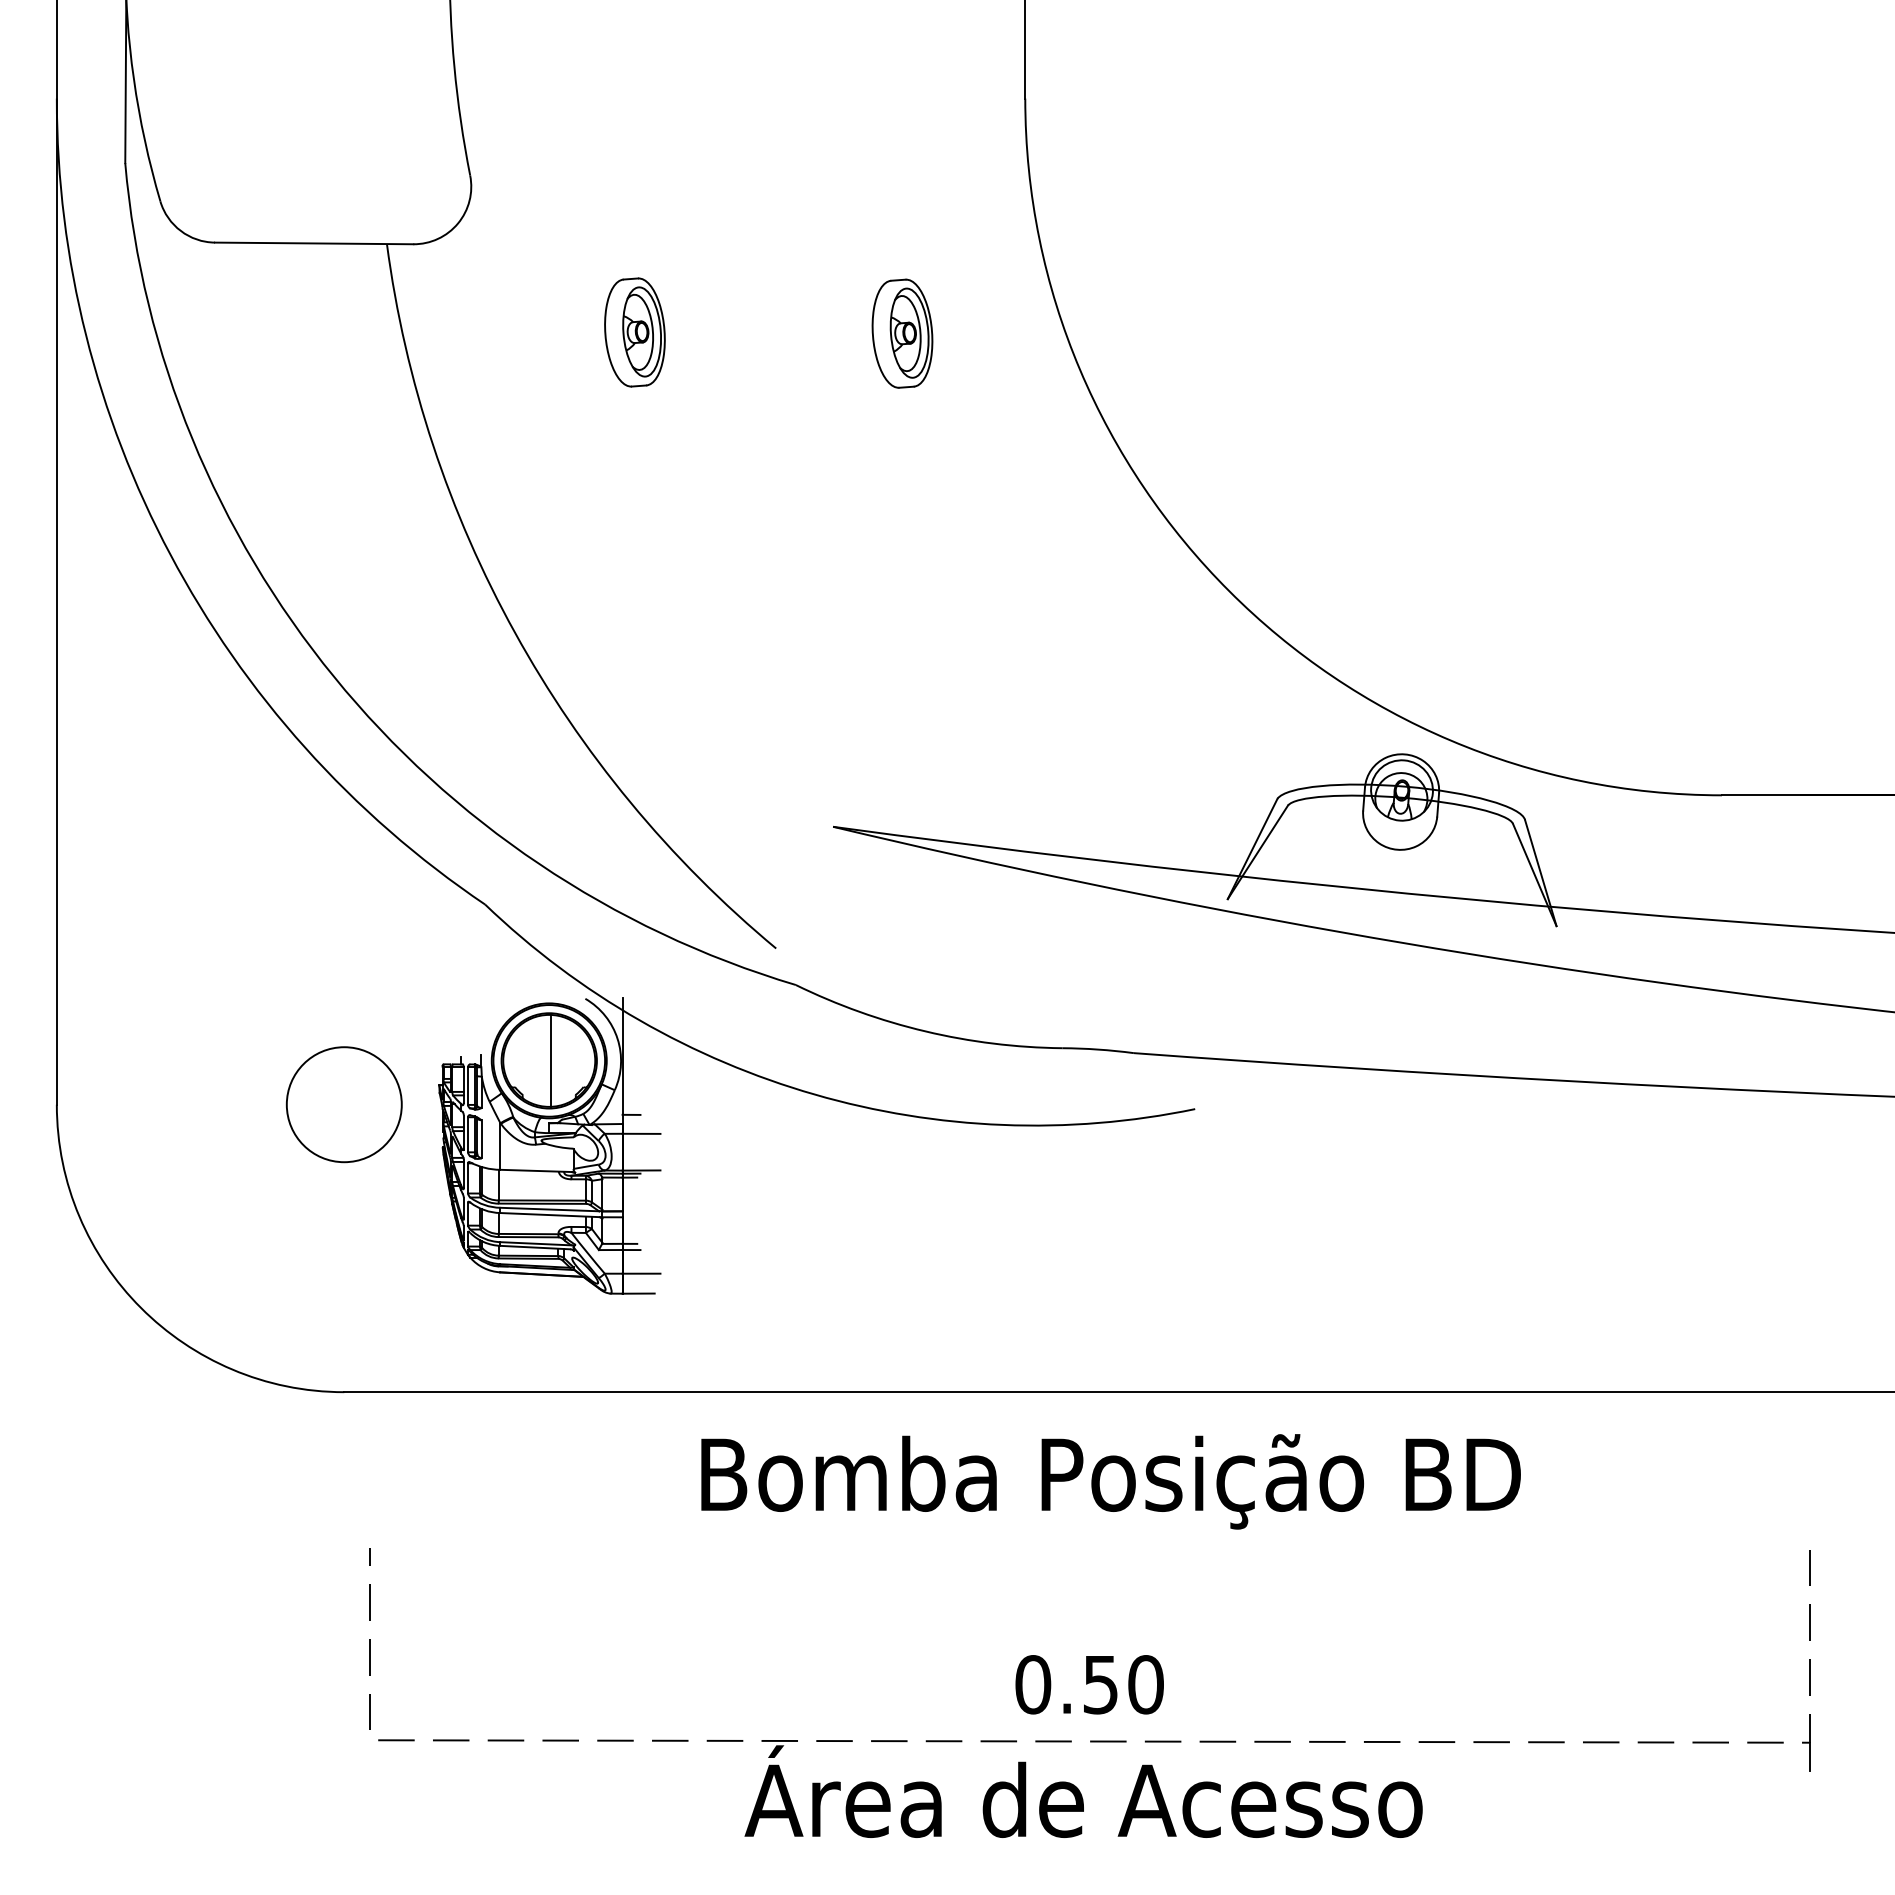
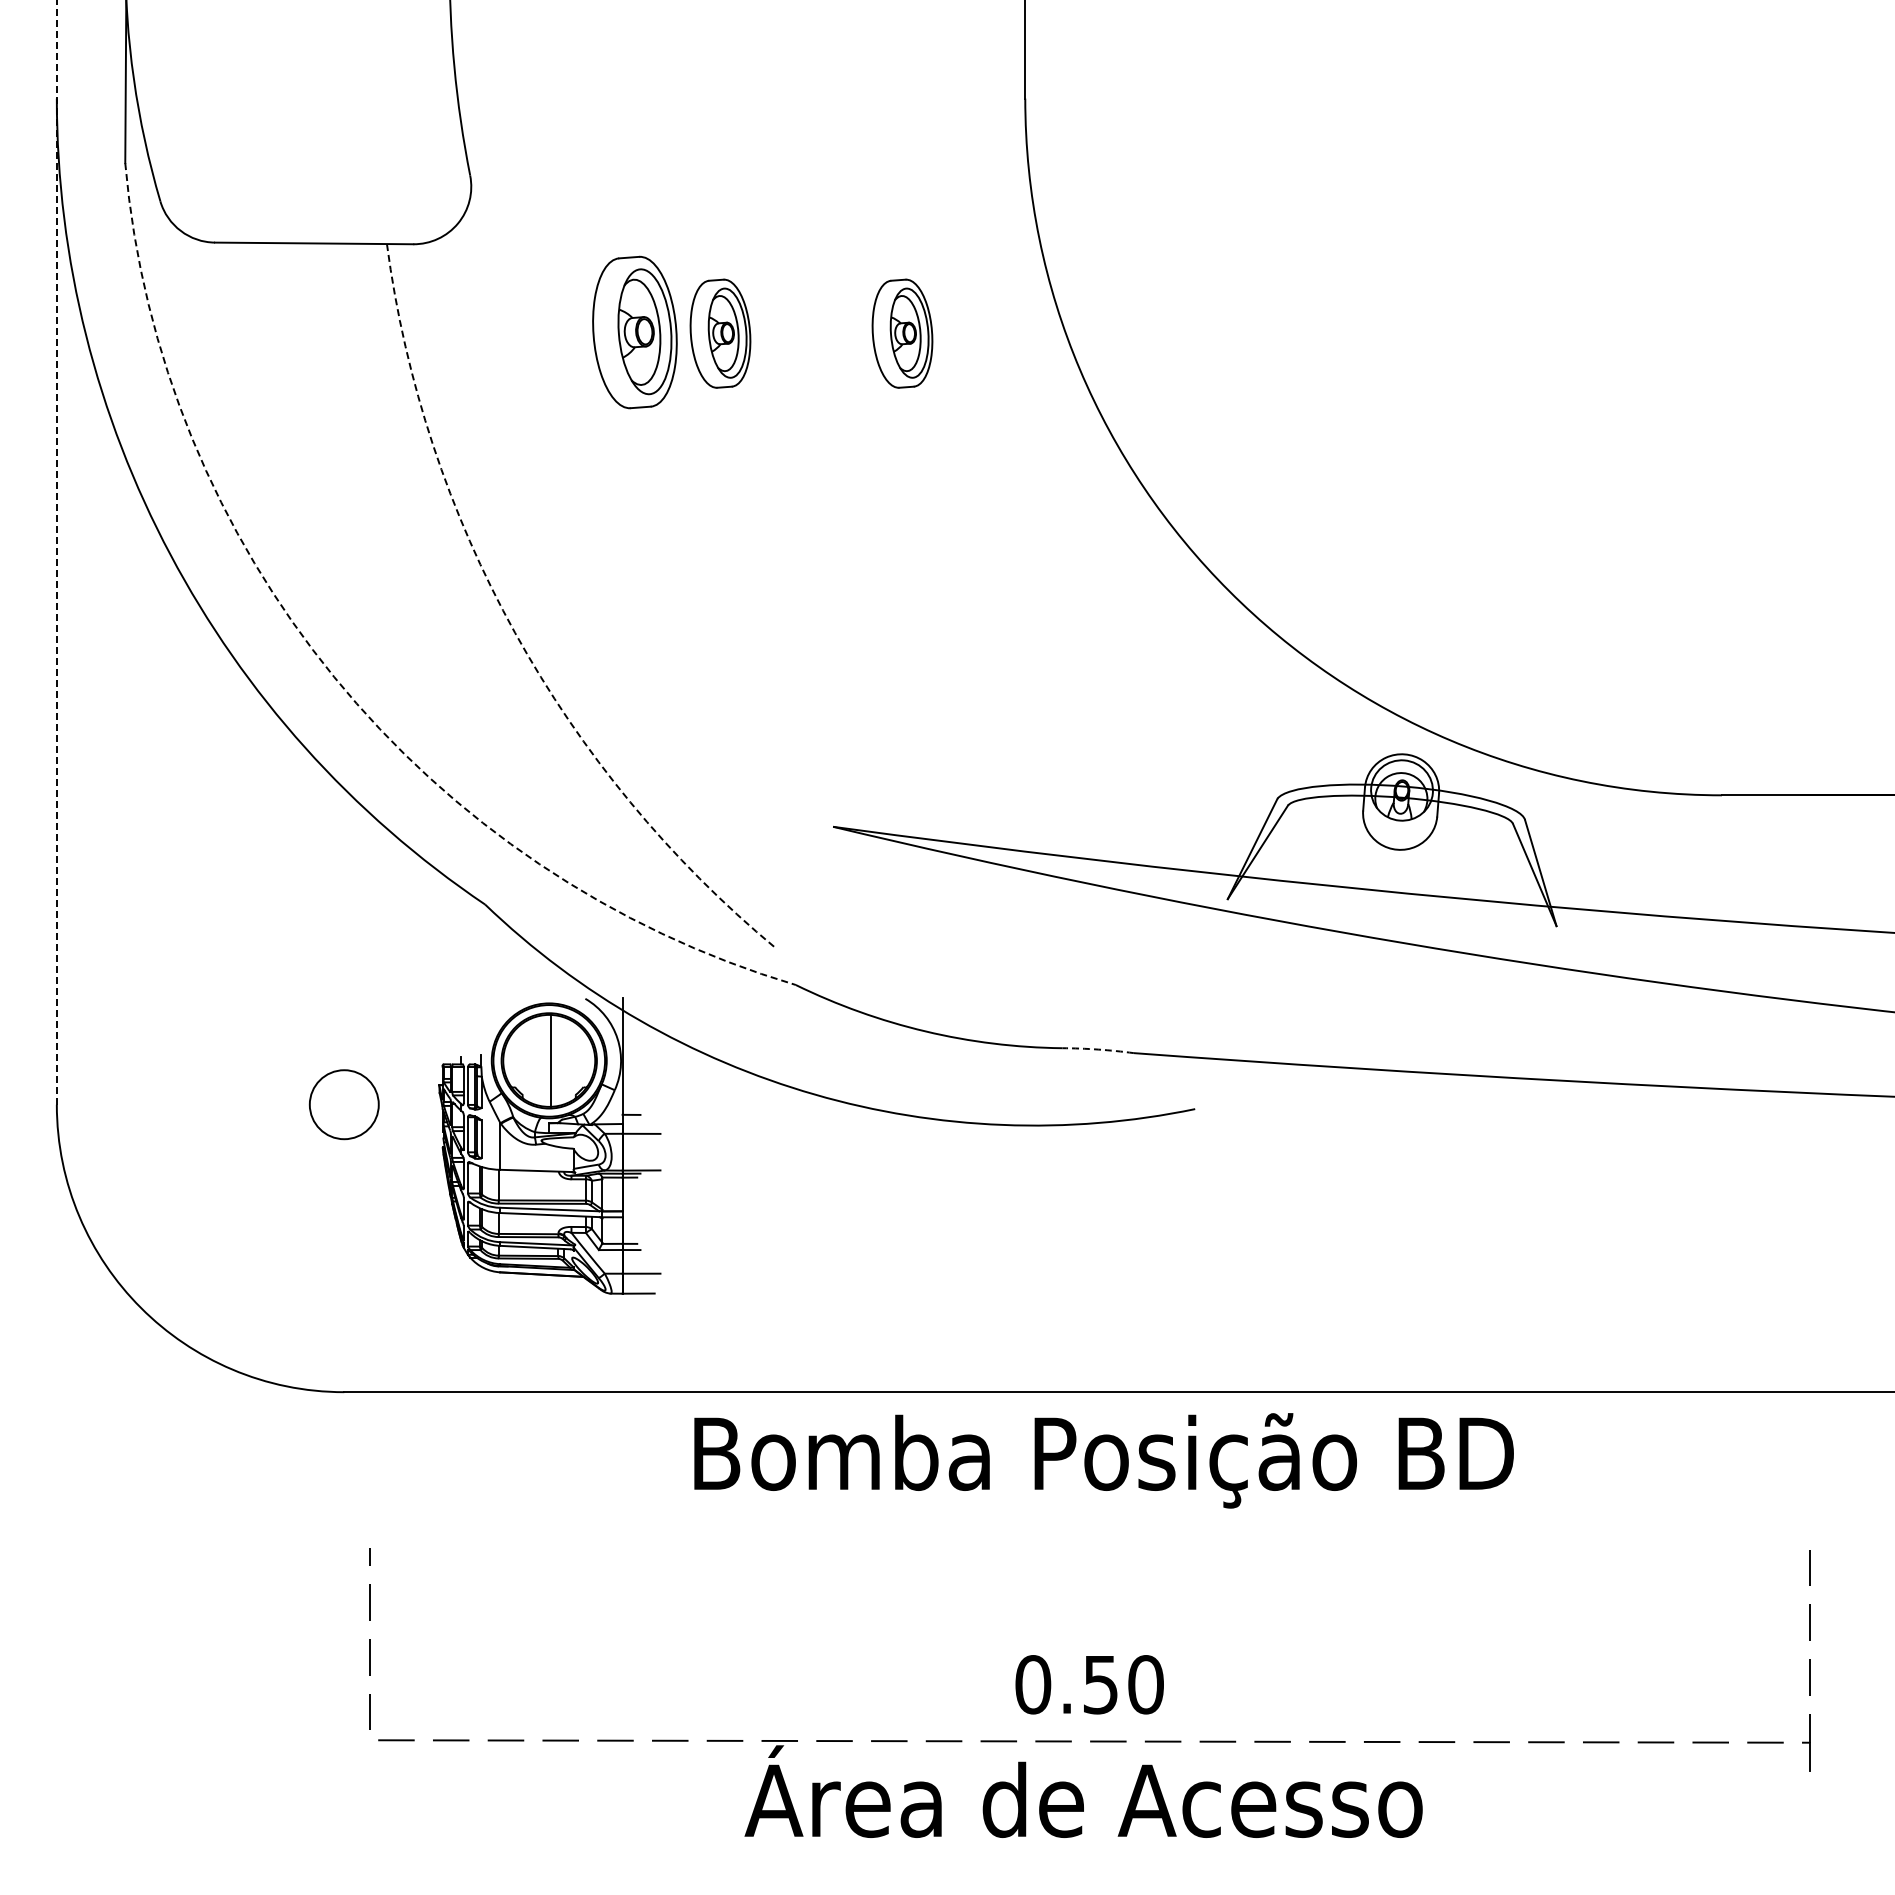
part size: 62x111 px -> 86x155 px (634, 332)
part: none -> present (720, 333)
line: solid -> dashed (56, 552)
arc: solid -> dashed (515, 633)
arc: solid -> dashed (334, 677)
arc: solid -> dashed (1098, 1049)
circle diameter: 115 px -> 69 px (343, 1104)
text position: (1110, 1481) -> (1103, 1460) (1103, 1460)
